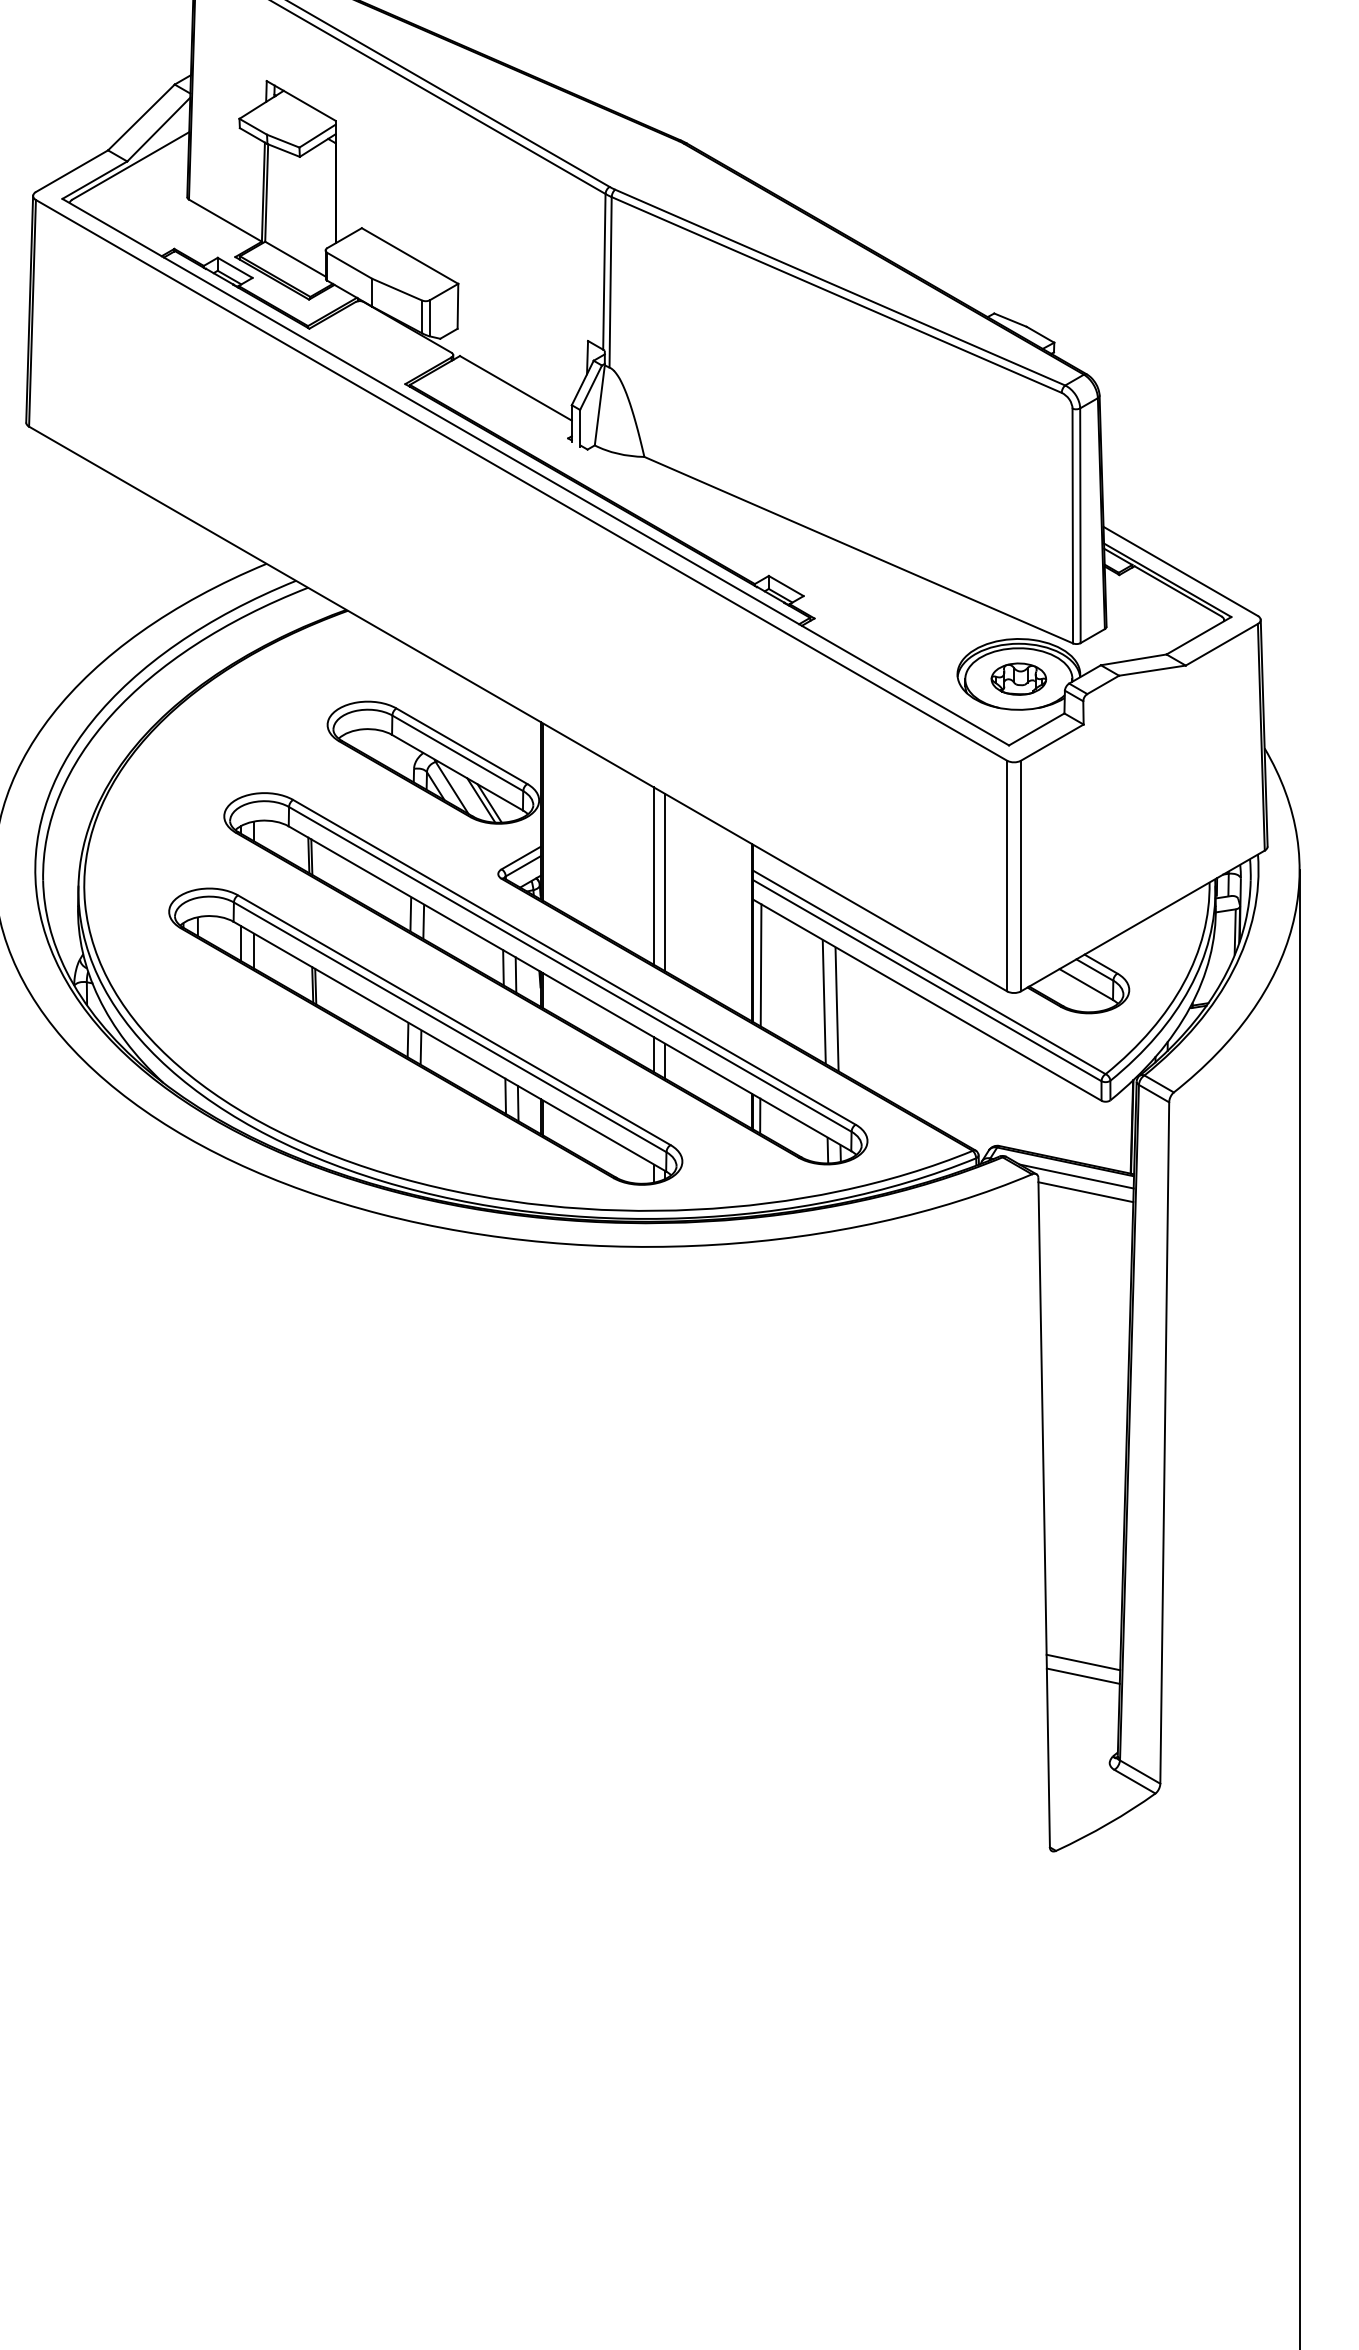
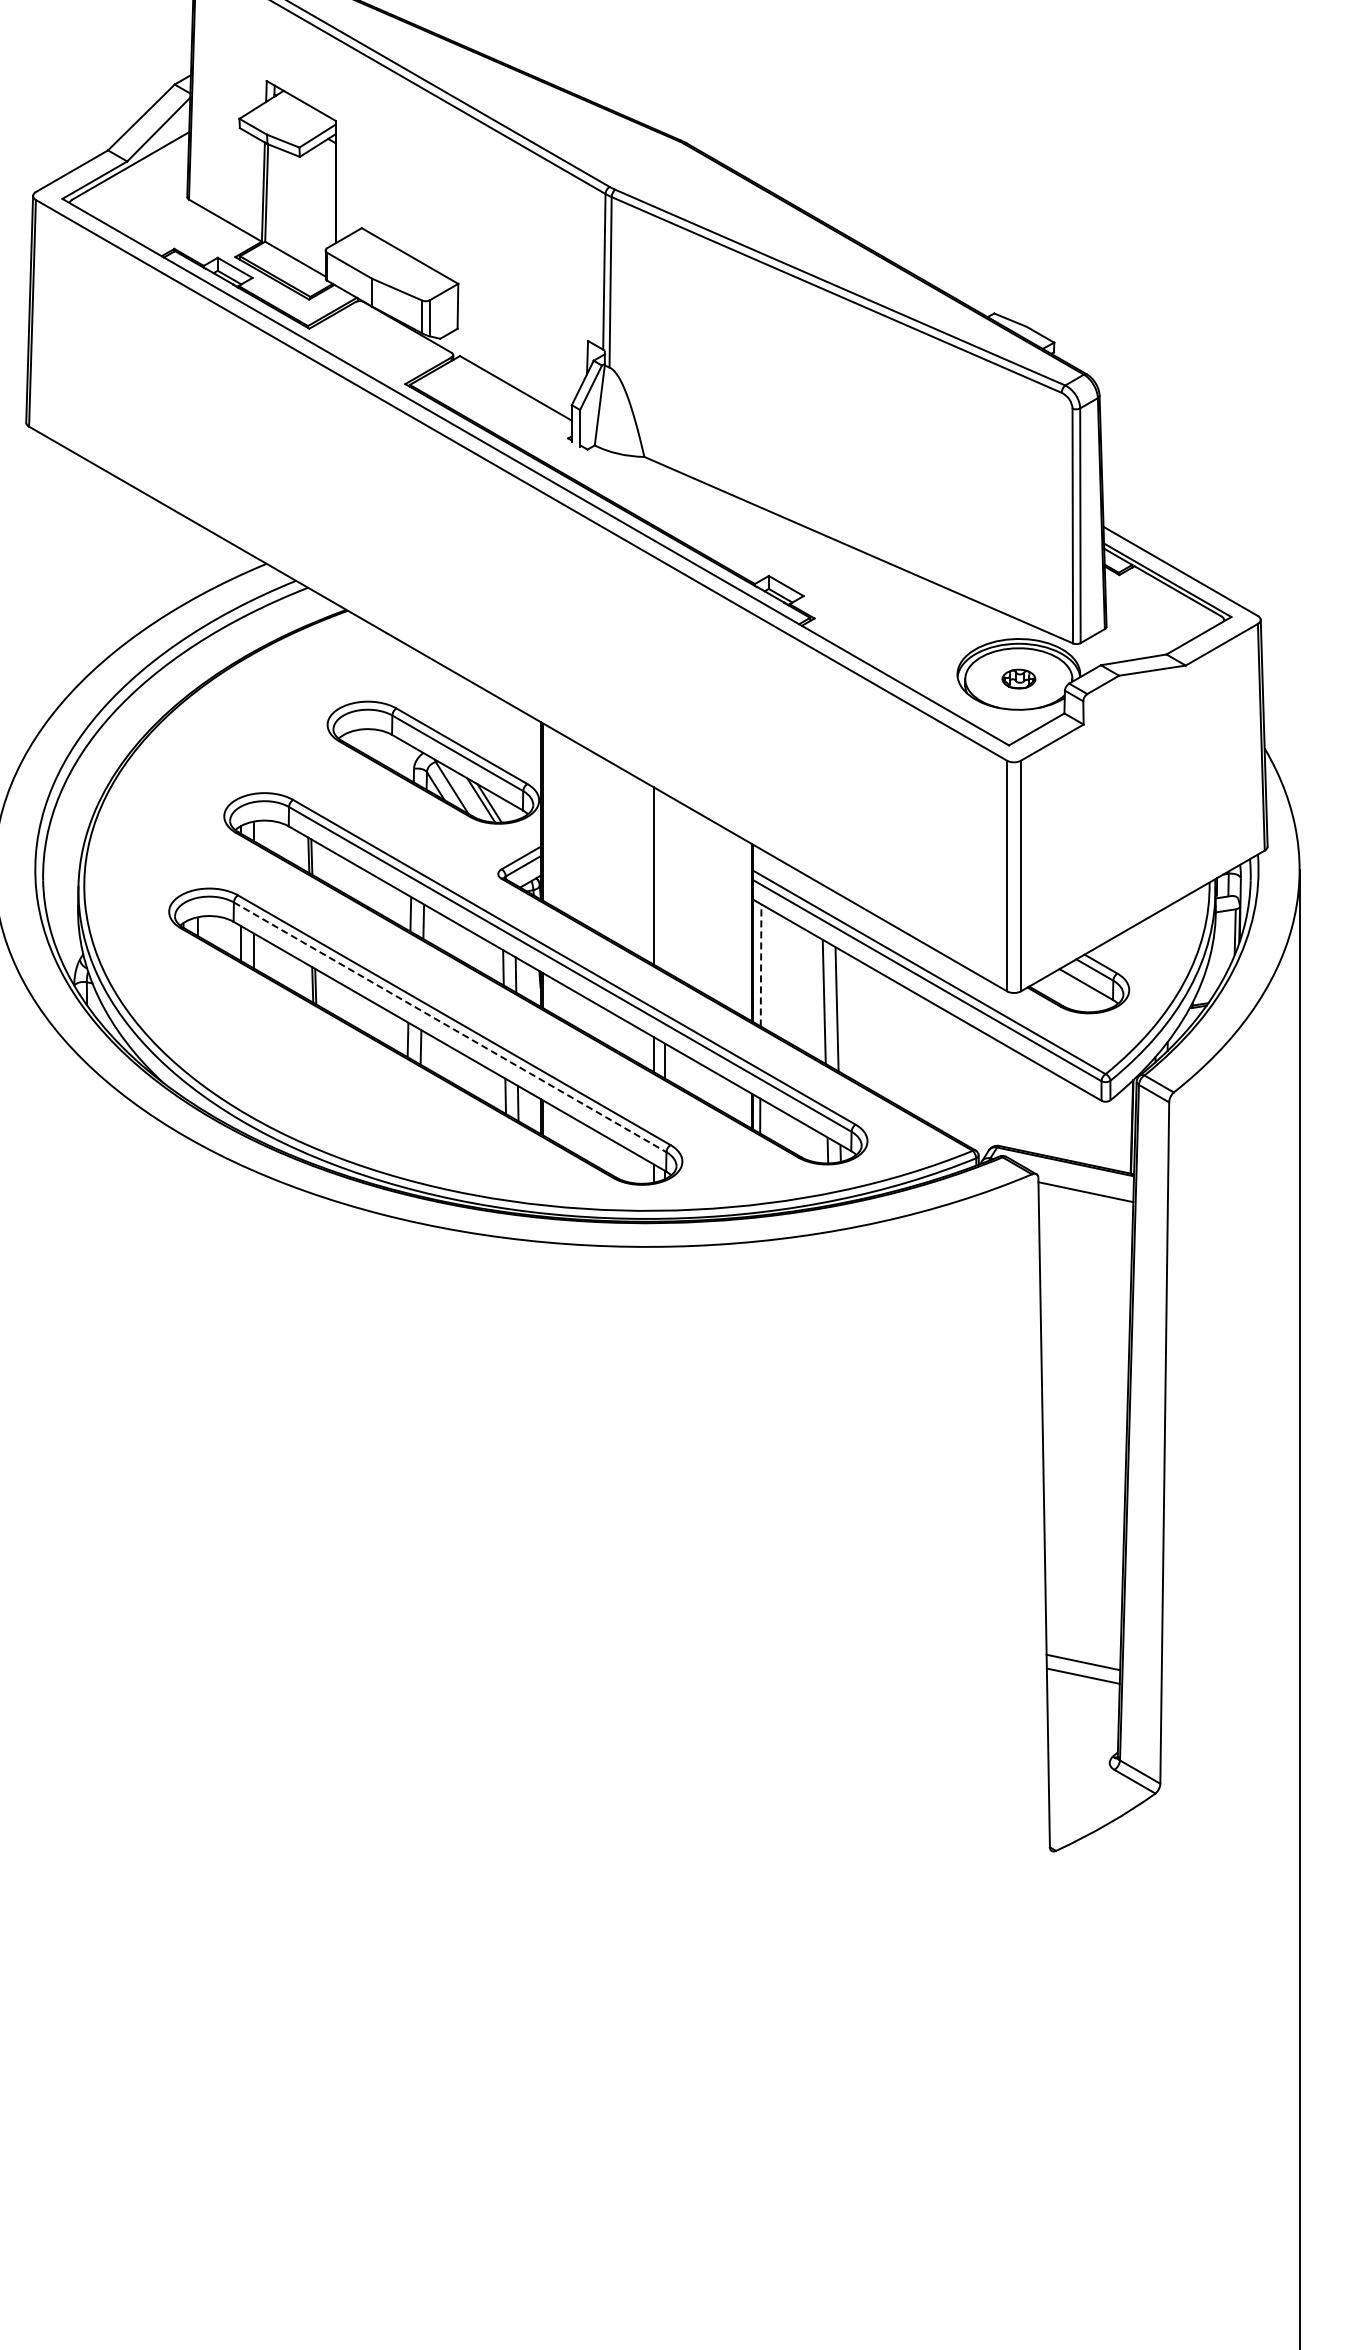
part size: 58x34 px -> 36x22 px (1018, 678)
line: present -> none (665, 882)
line: solid -> dashed (761, 964)
line: solid -> dashed (450, 1027)
line: present -> none (1076, 1176)
